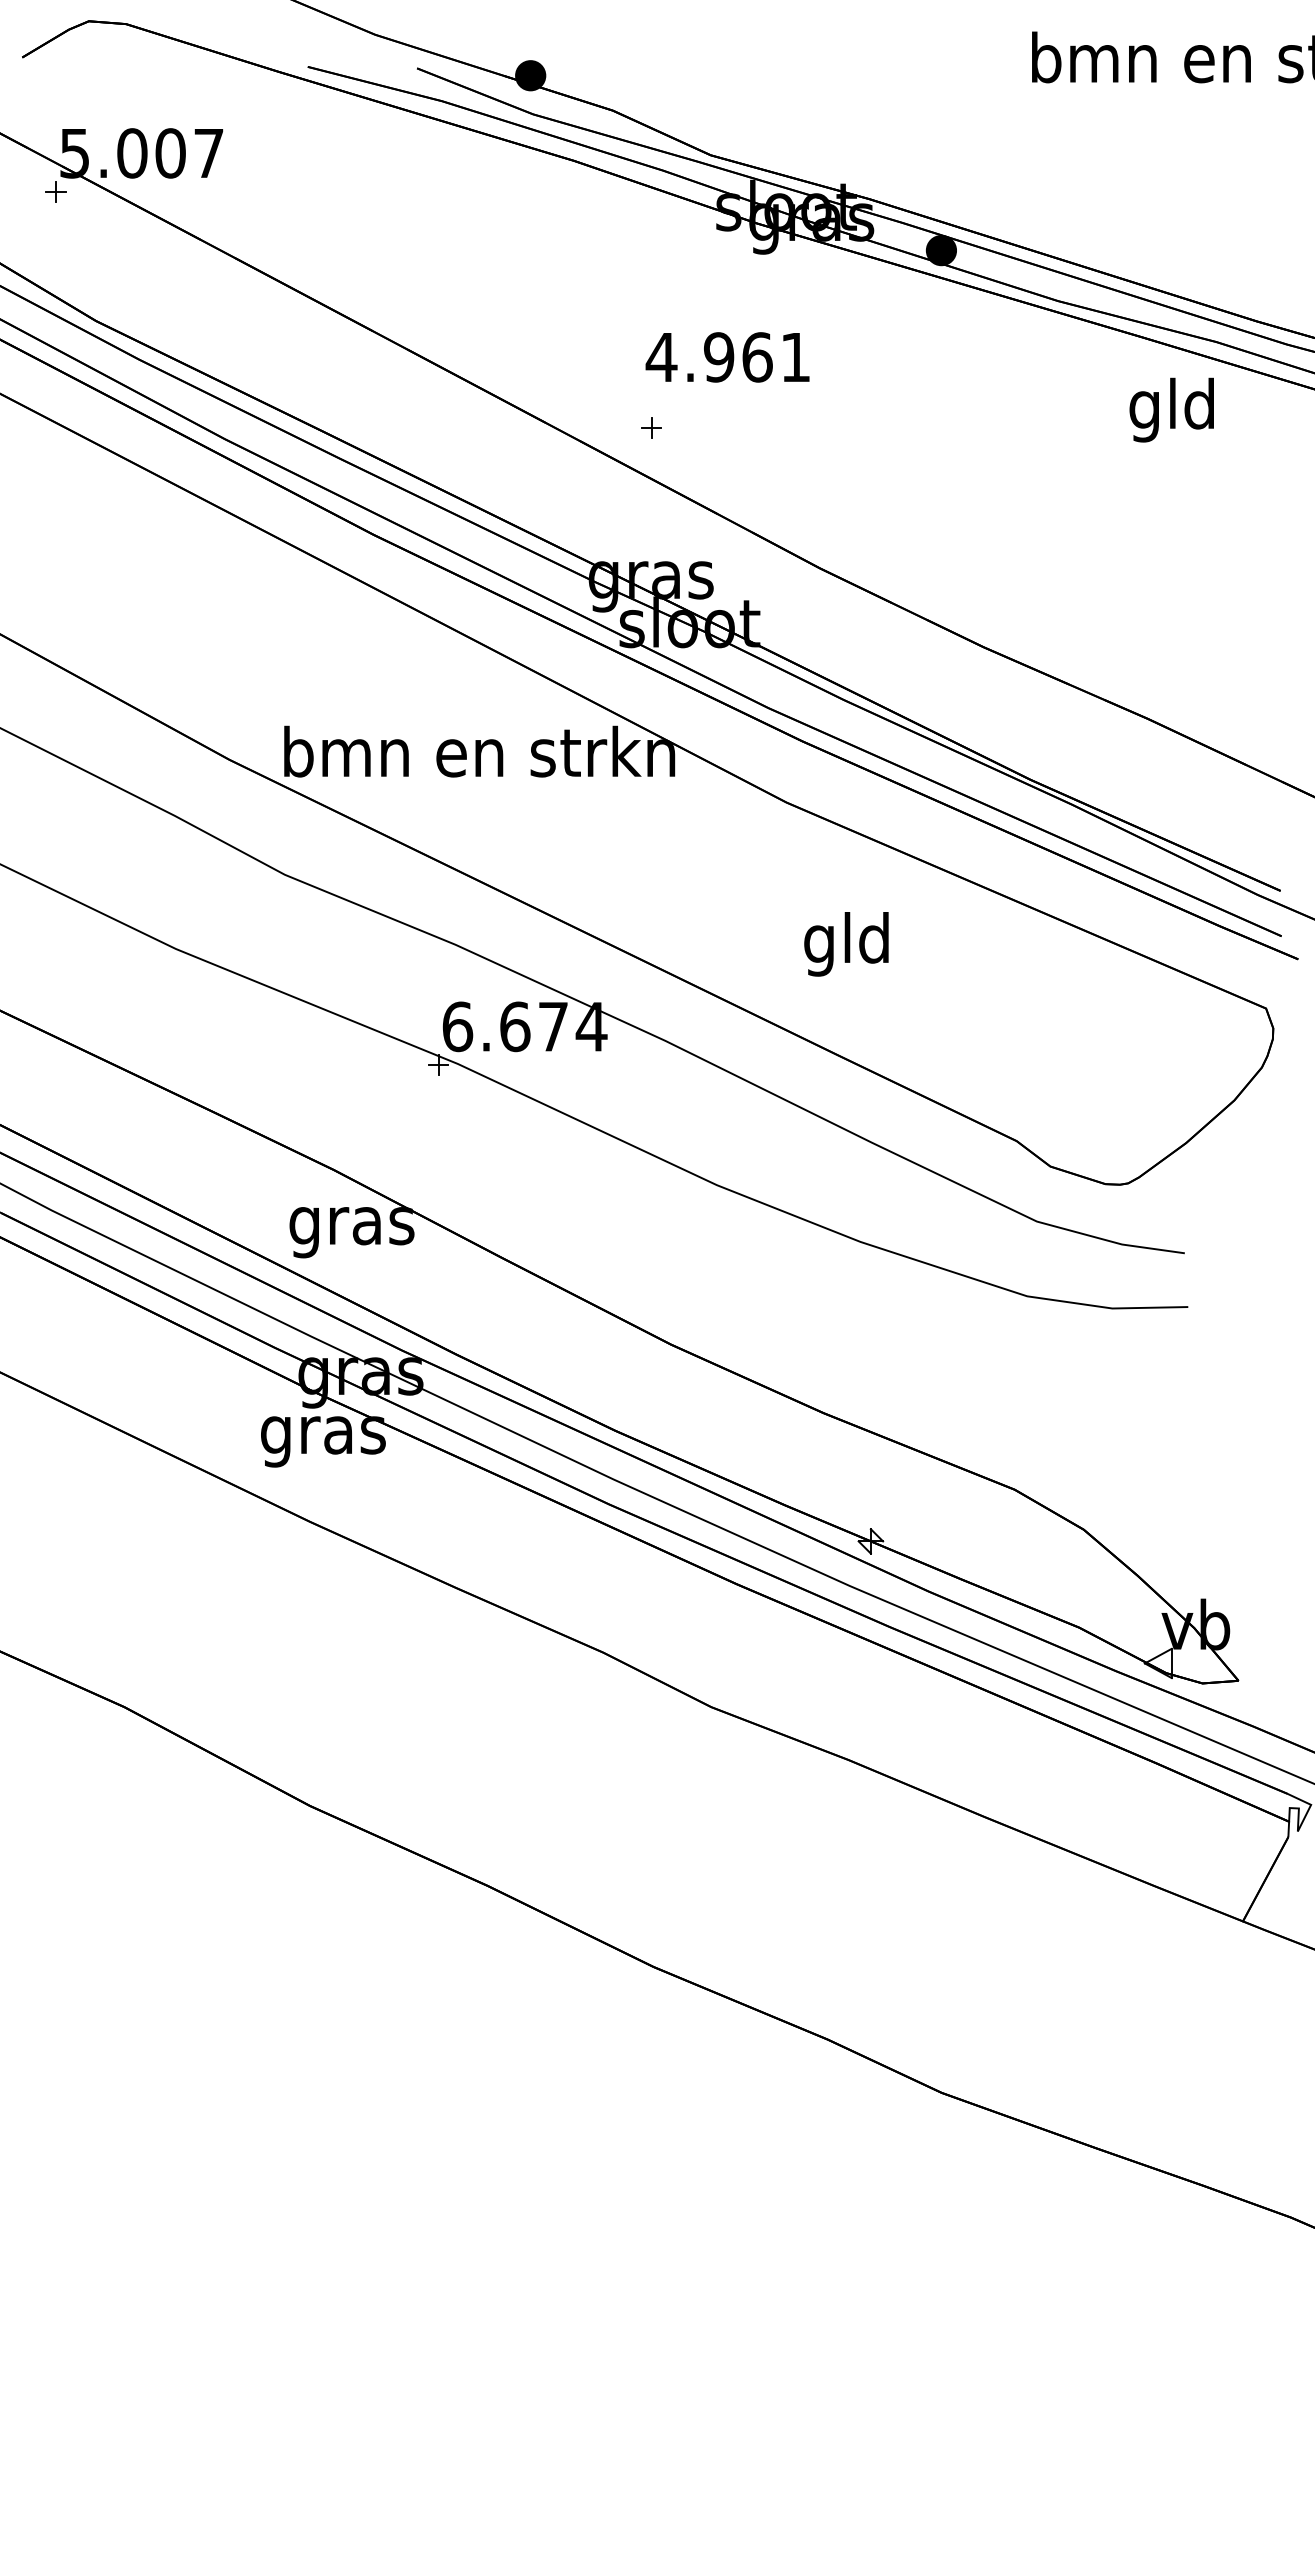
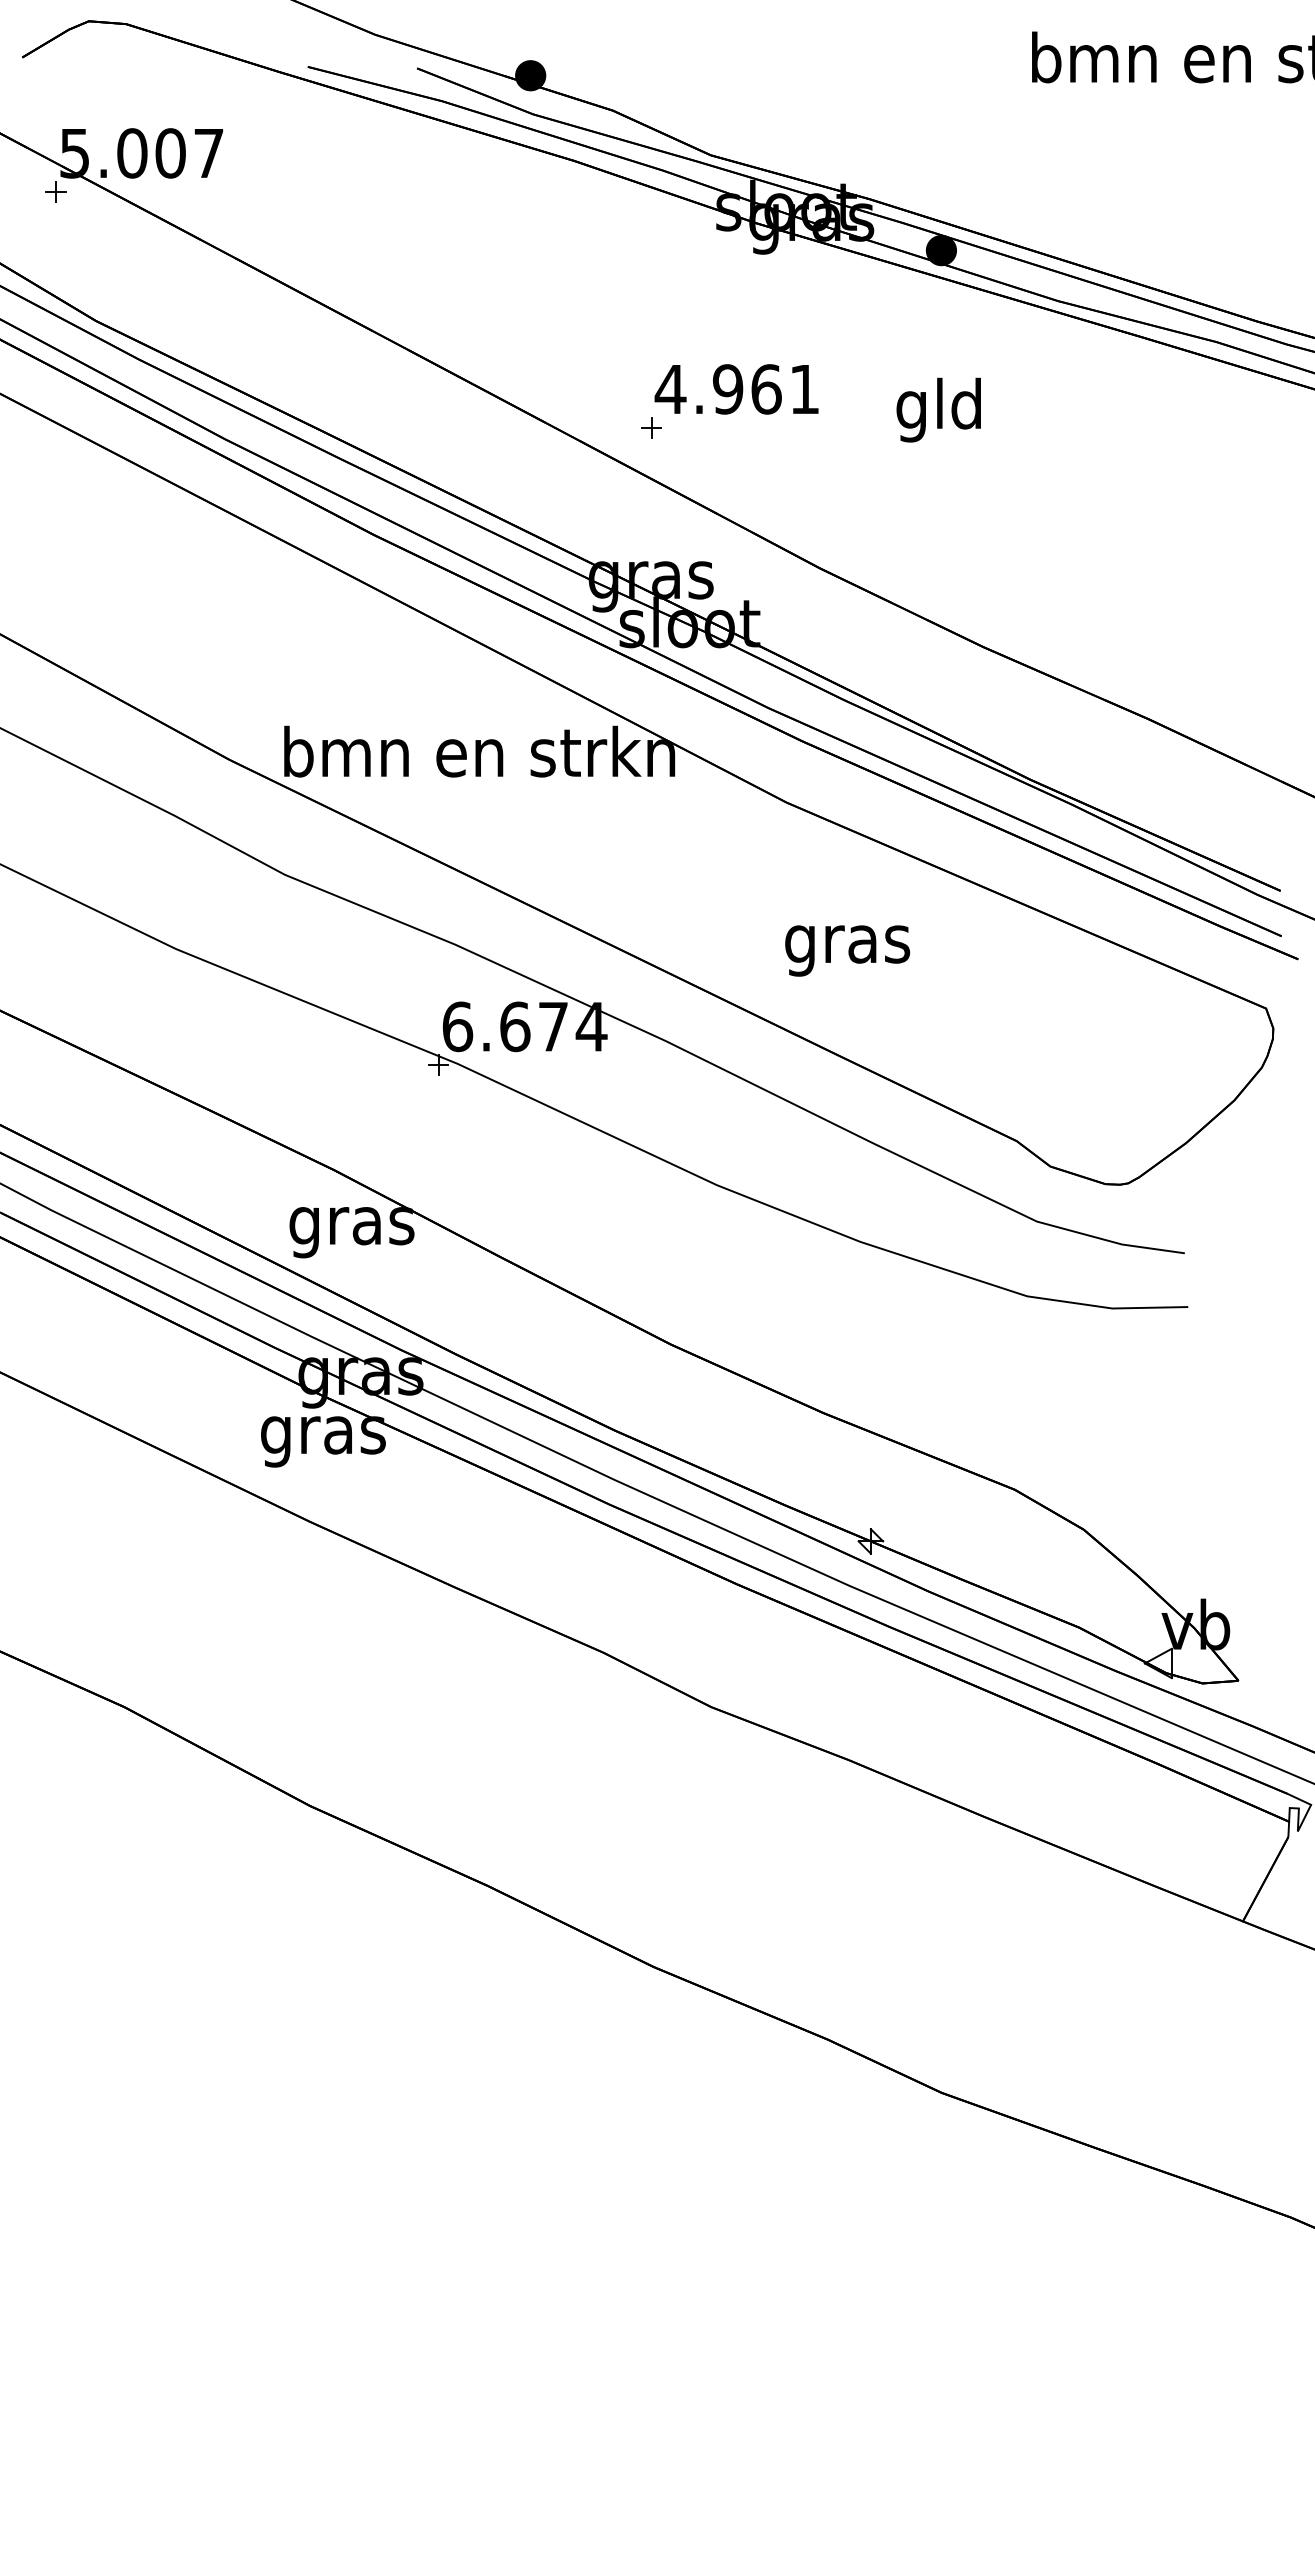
text position: (727, 357) -> (736, 389) (736, 389)
text position: (1171, 409) -> (938, 409) (938, 409)
text: gld -> gras (847, 944)
